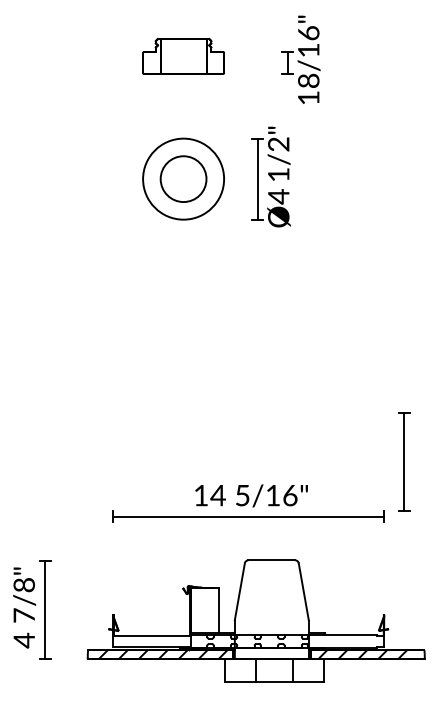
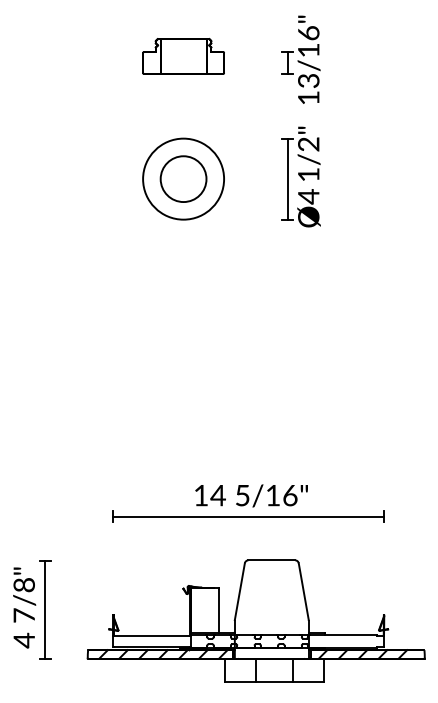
text: 18/16" -> 13/16" (308, 80)
part position: (270, 176) -> (300, 176) (300, 176)
part: present -> none (404, 461)
